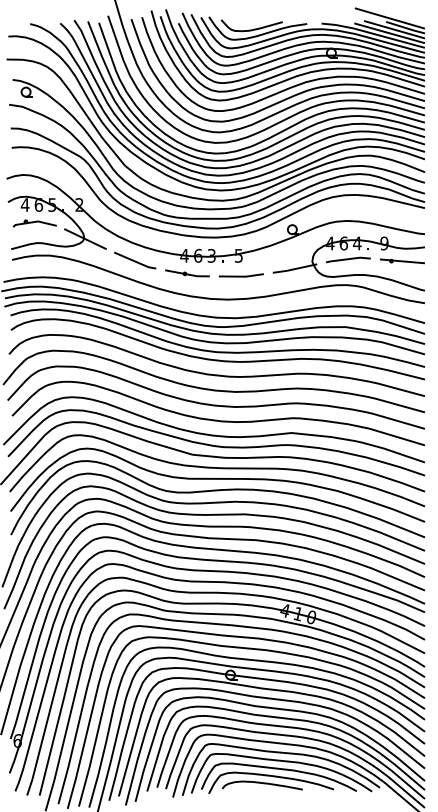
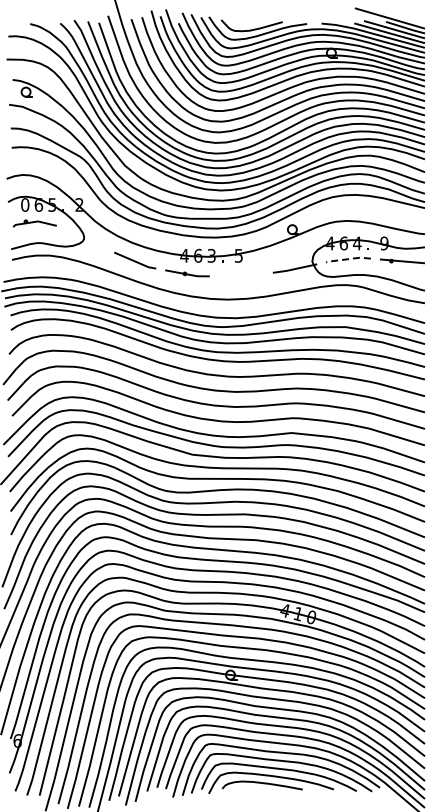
text: 4 -> 0 (24, 204)
line: present -> none (85, 238)
line: solid -> dashed (348, 259)
line: present -> none (240, 275)
